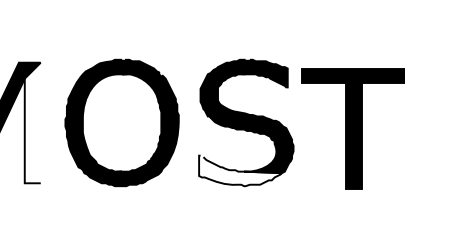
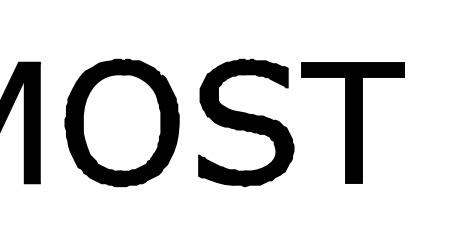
fill: none -> present (32, 122)
part position: (352, 128) -> (352, 122) (352, 122)
fill: none -> present (240, 170)
